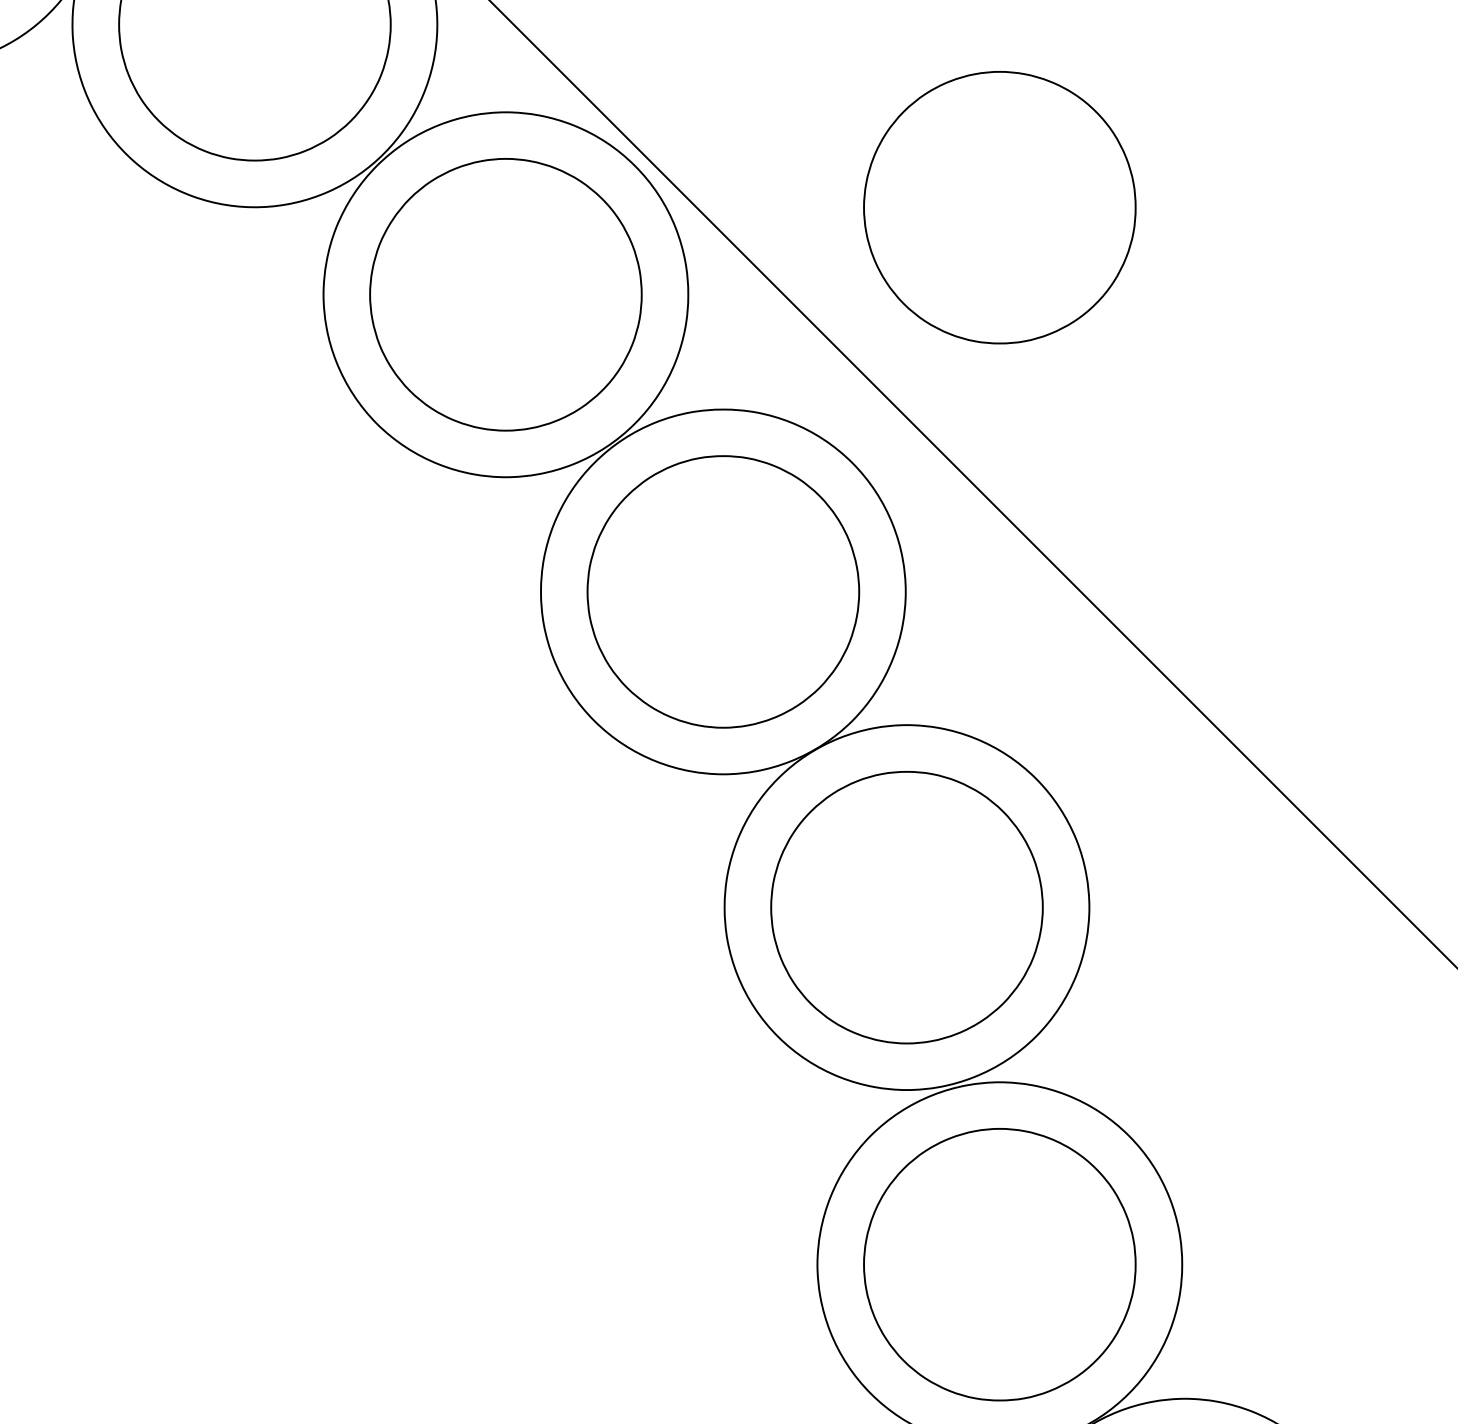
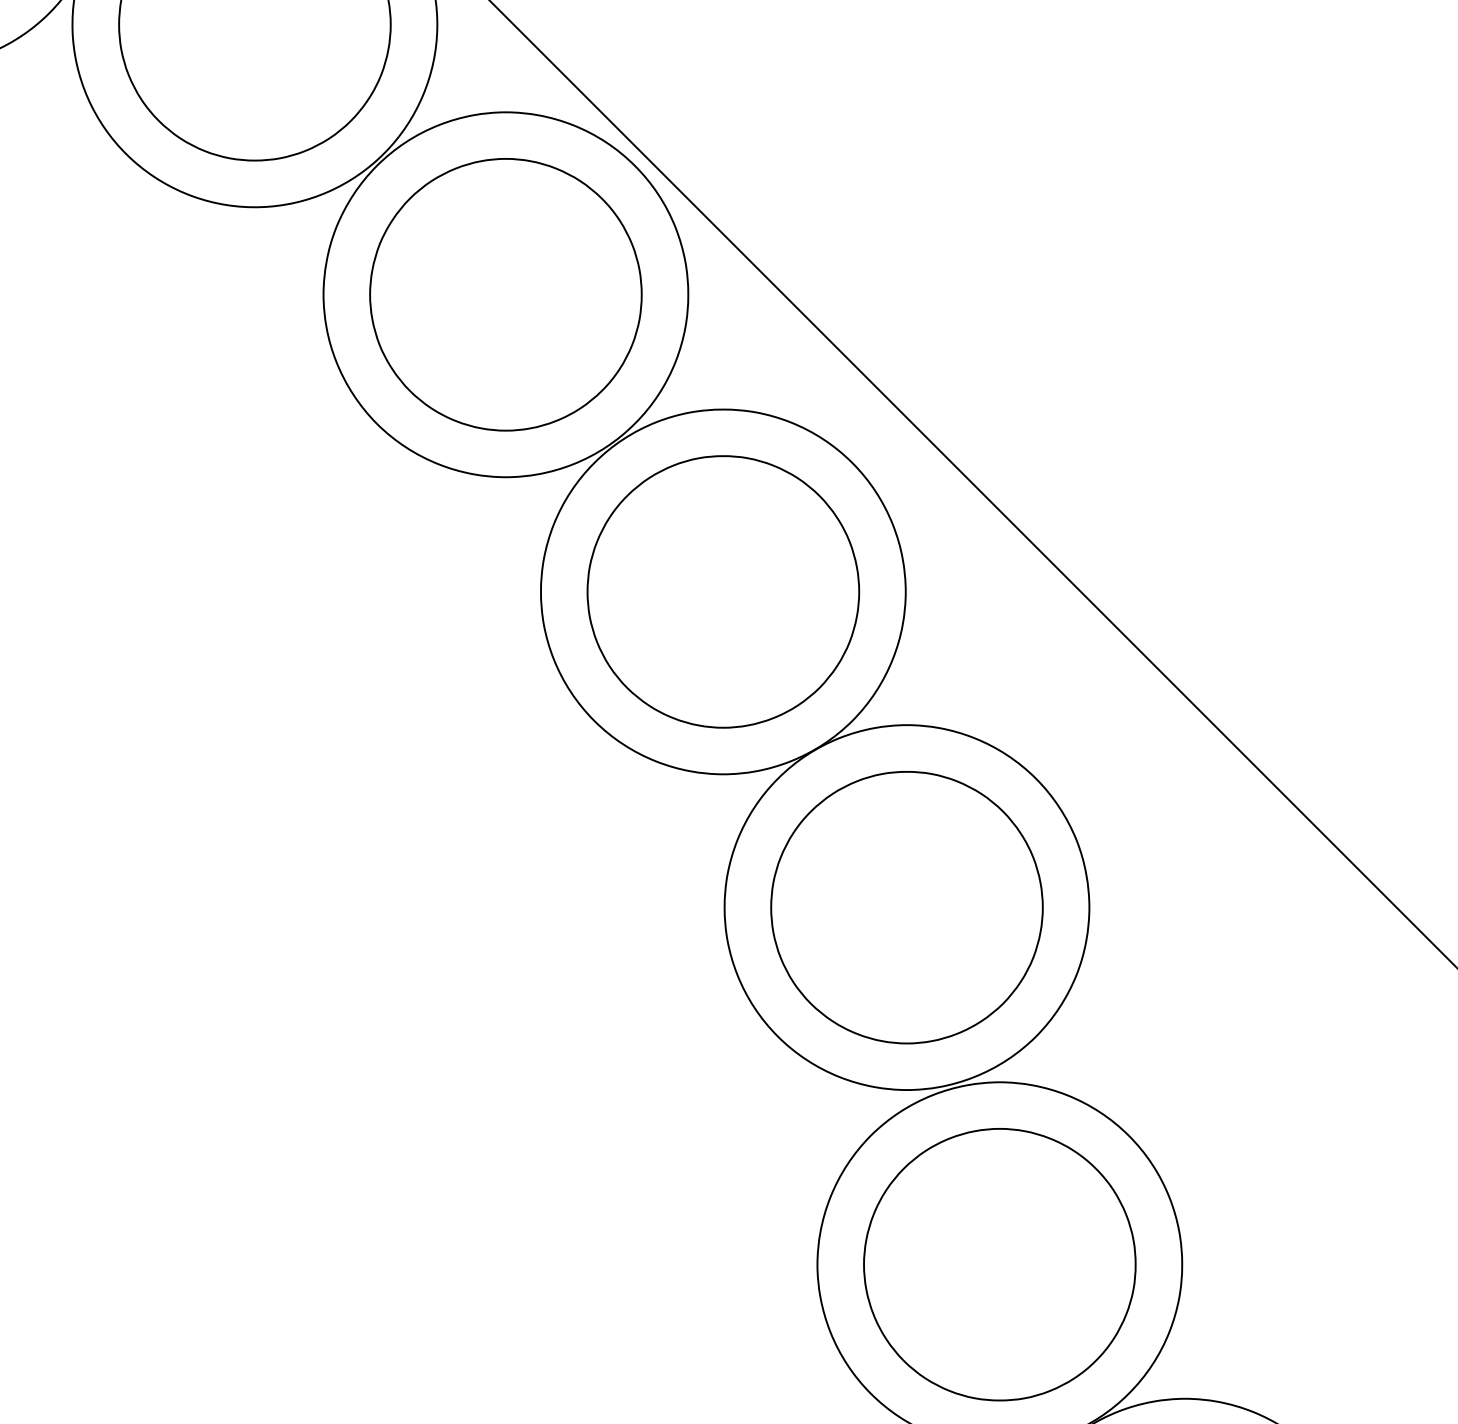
part: present -> none (999, 207)
